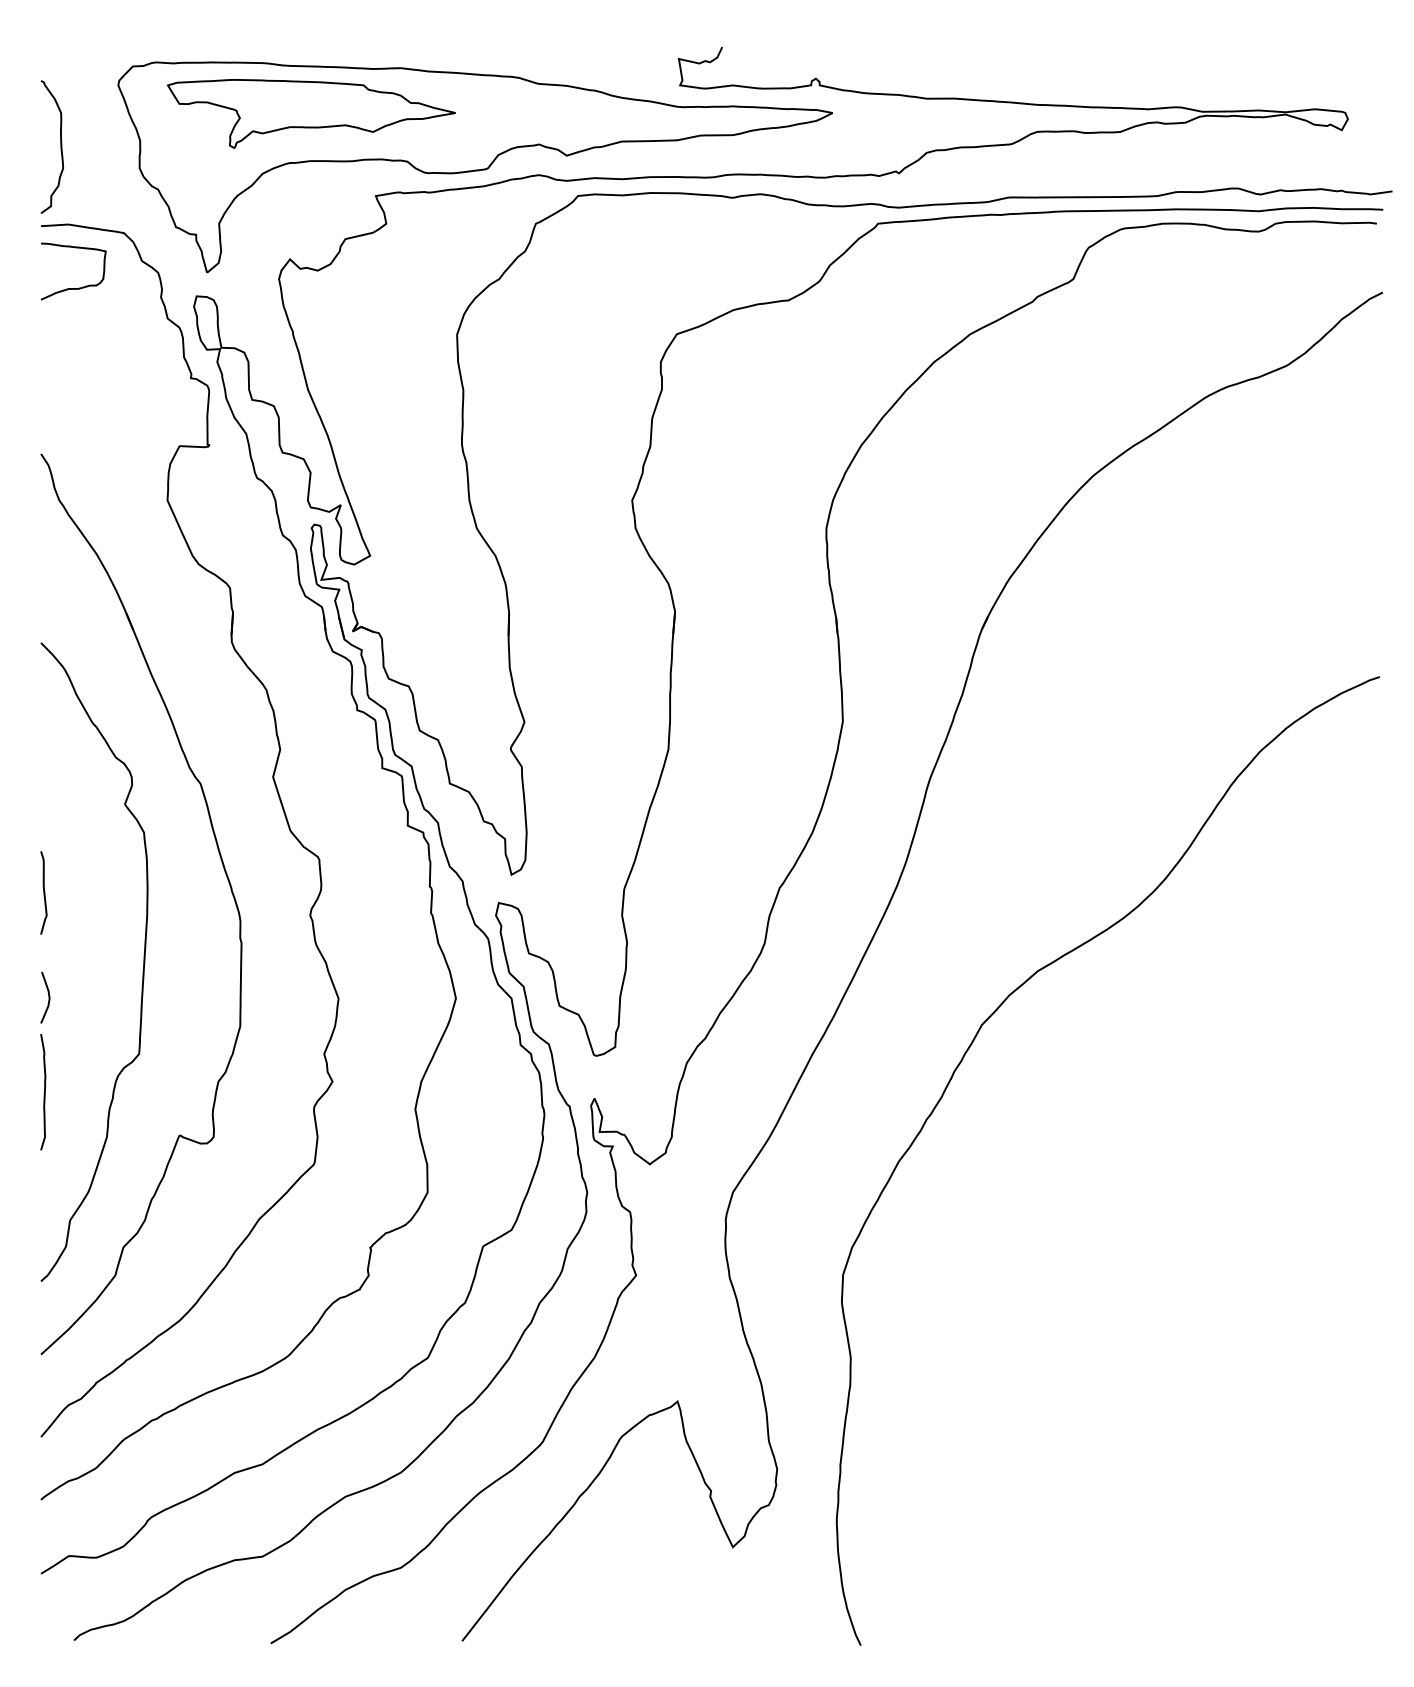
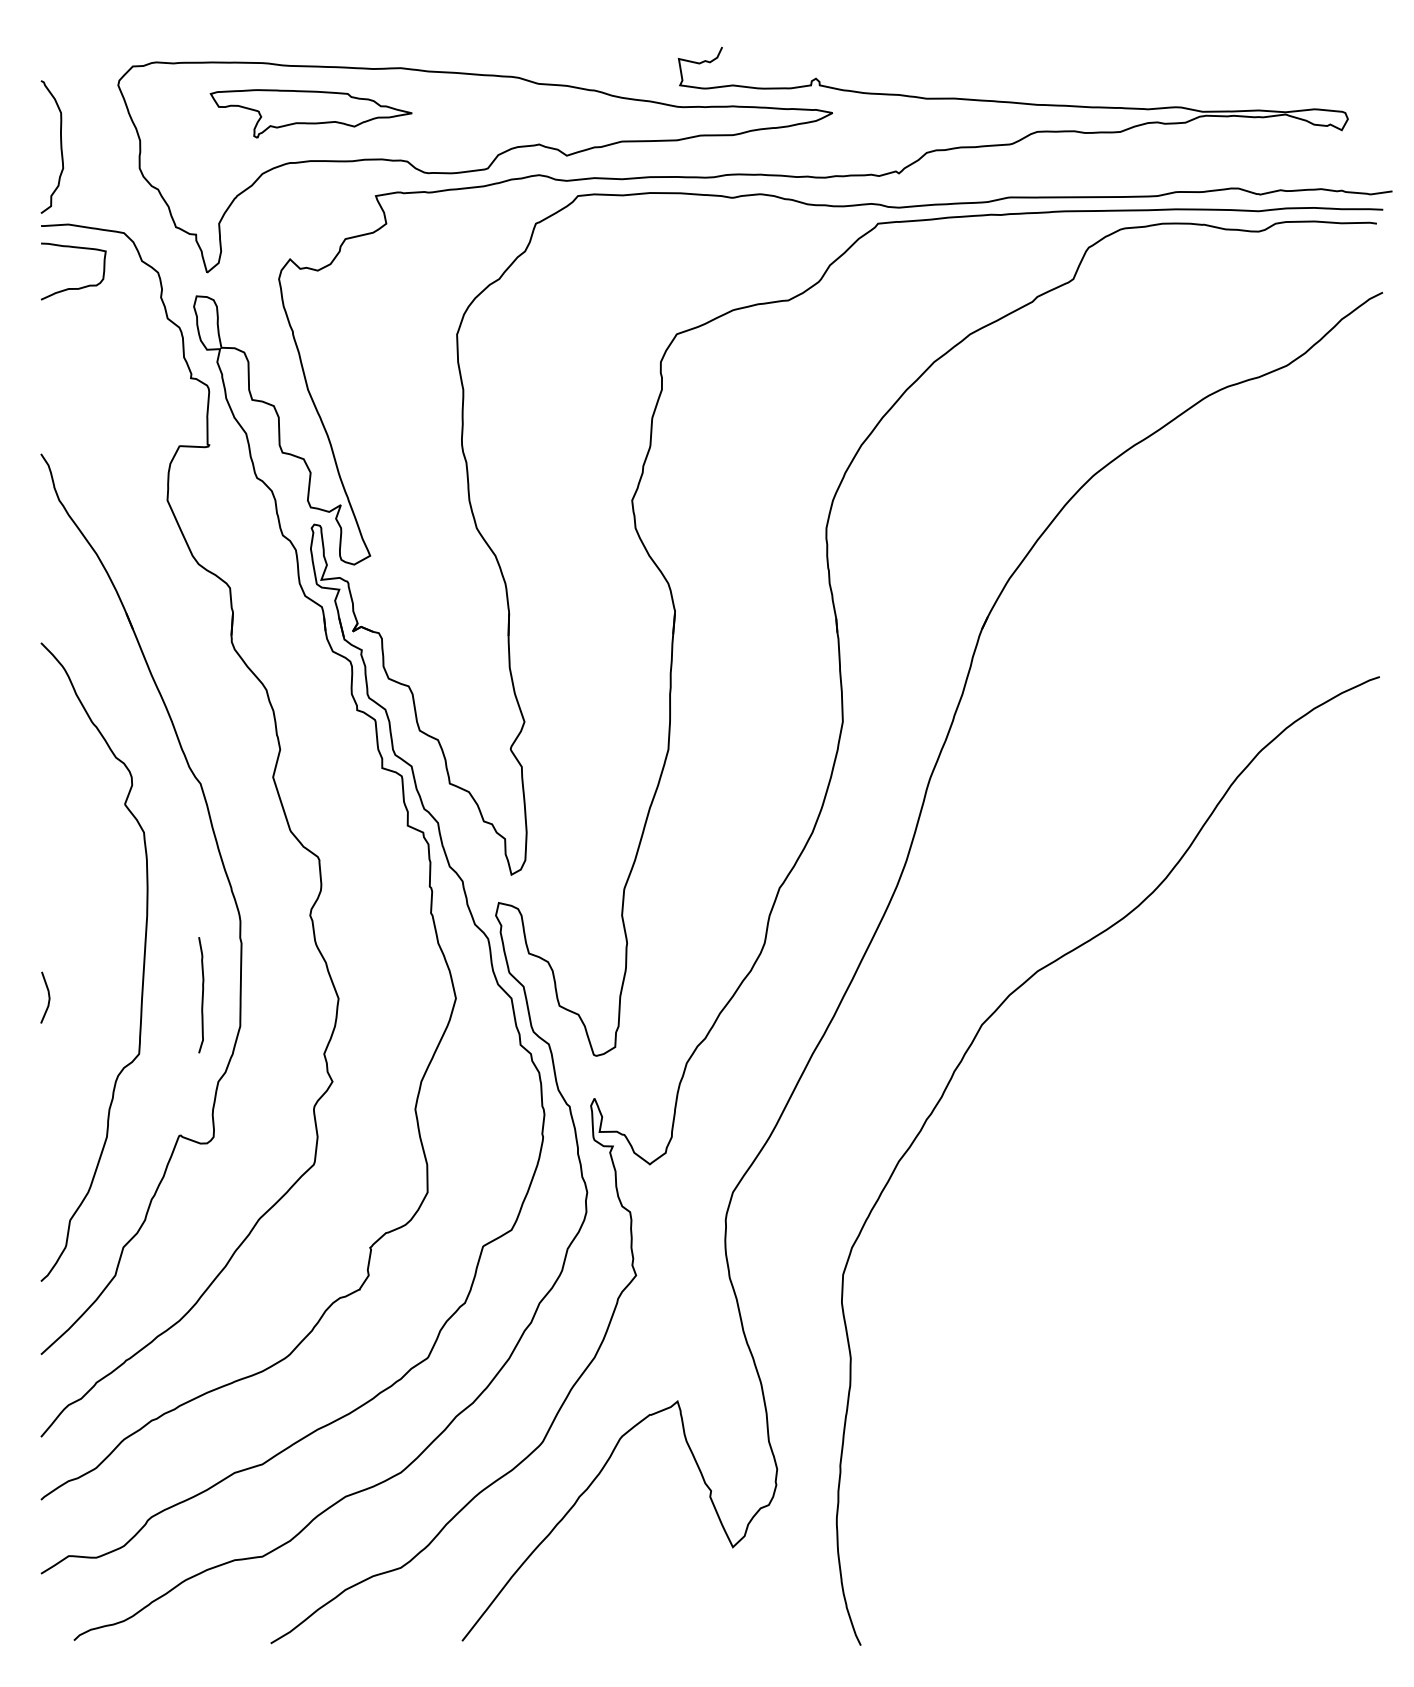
part size: 290x70 px -> 204x50 px (310, 113)
curve: present -> none (43, 892)
curve position: (44, 1092) -> (202, 995) (202, 995)
